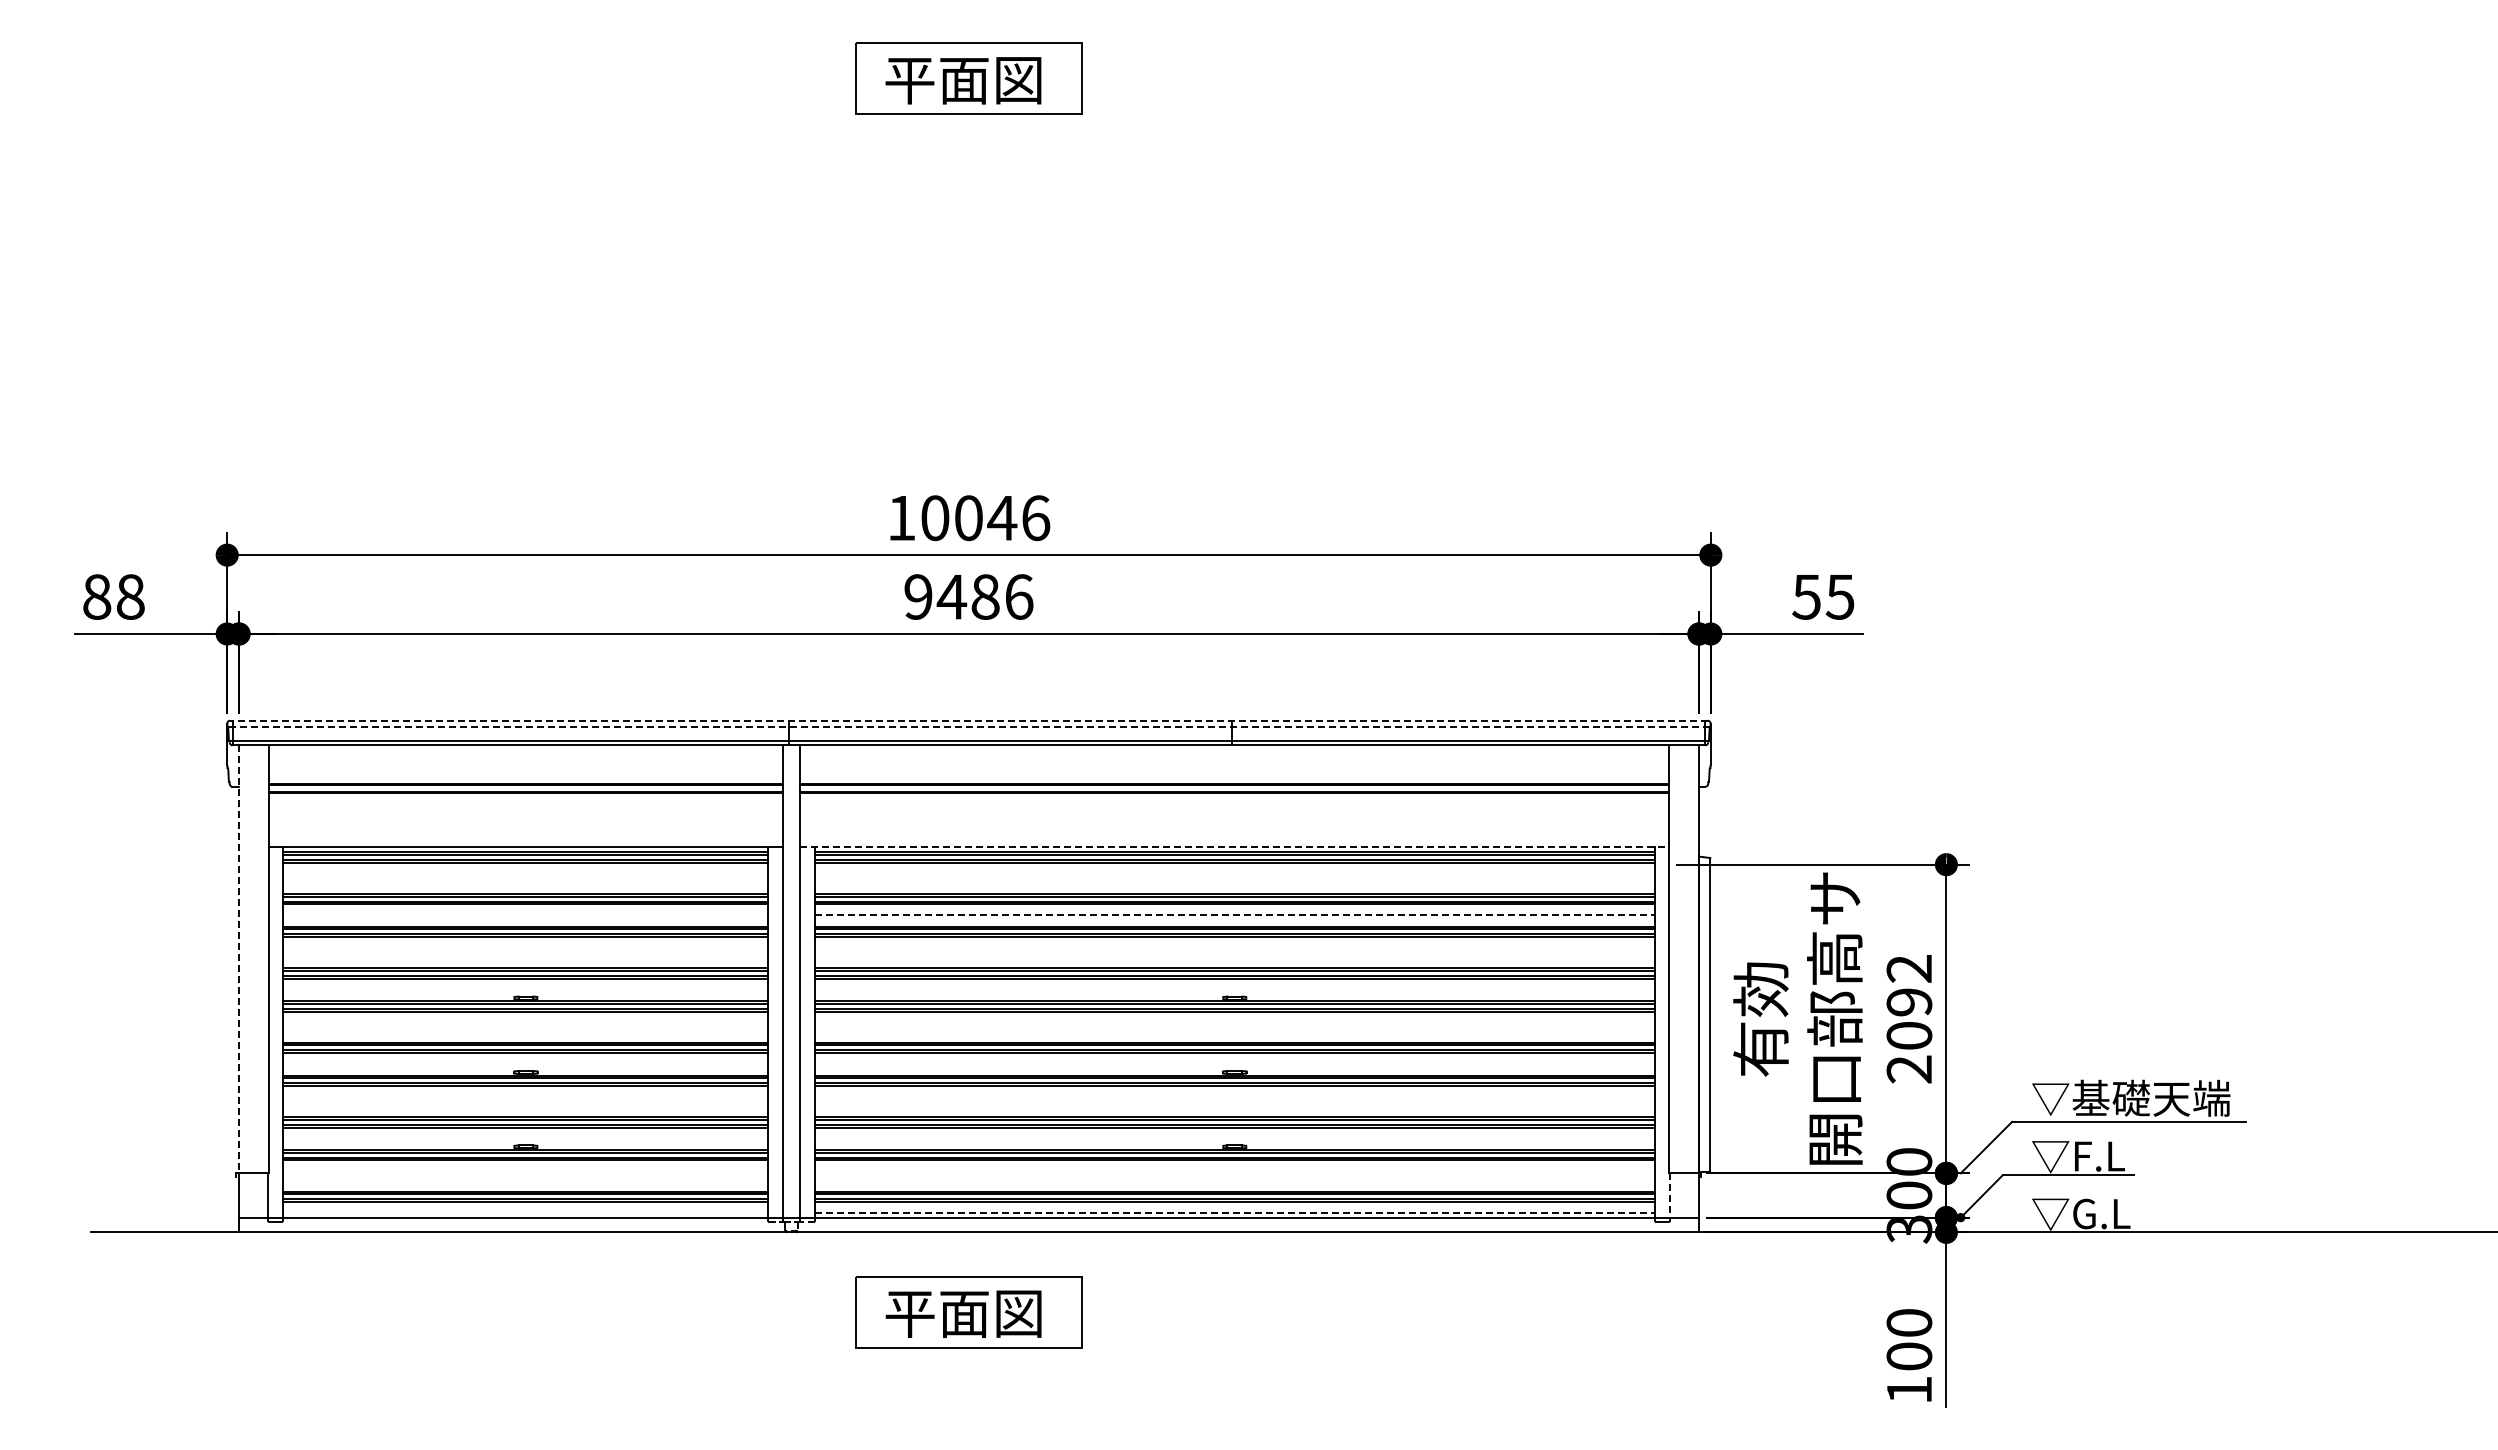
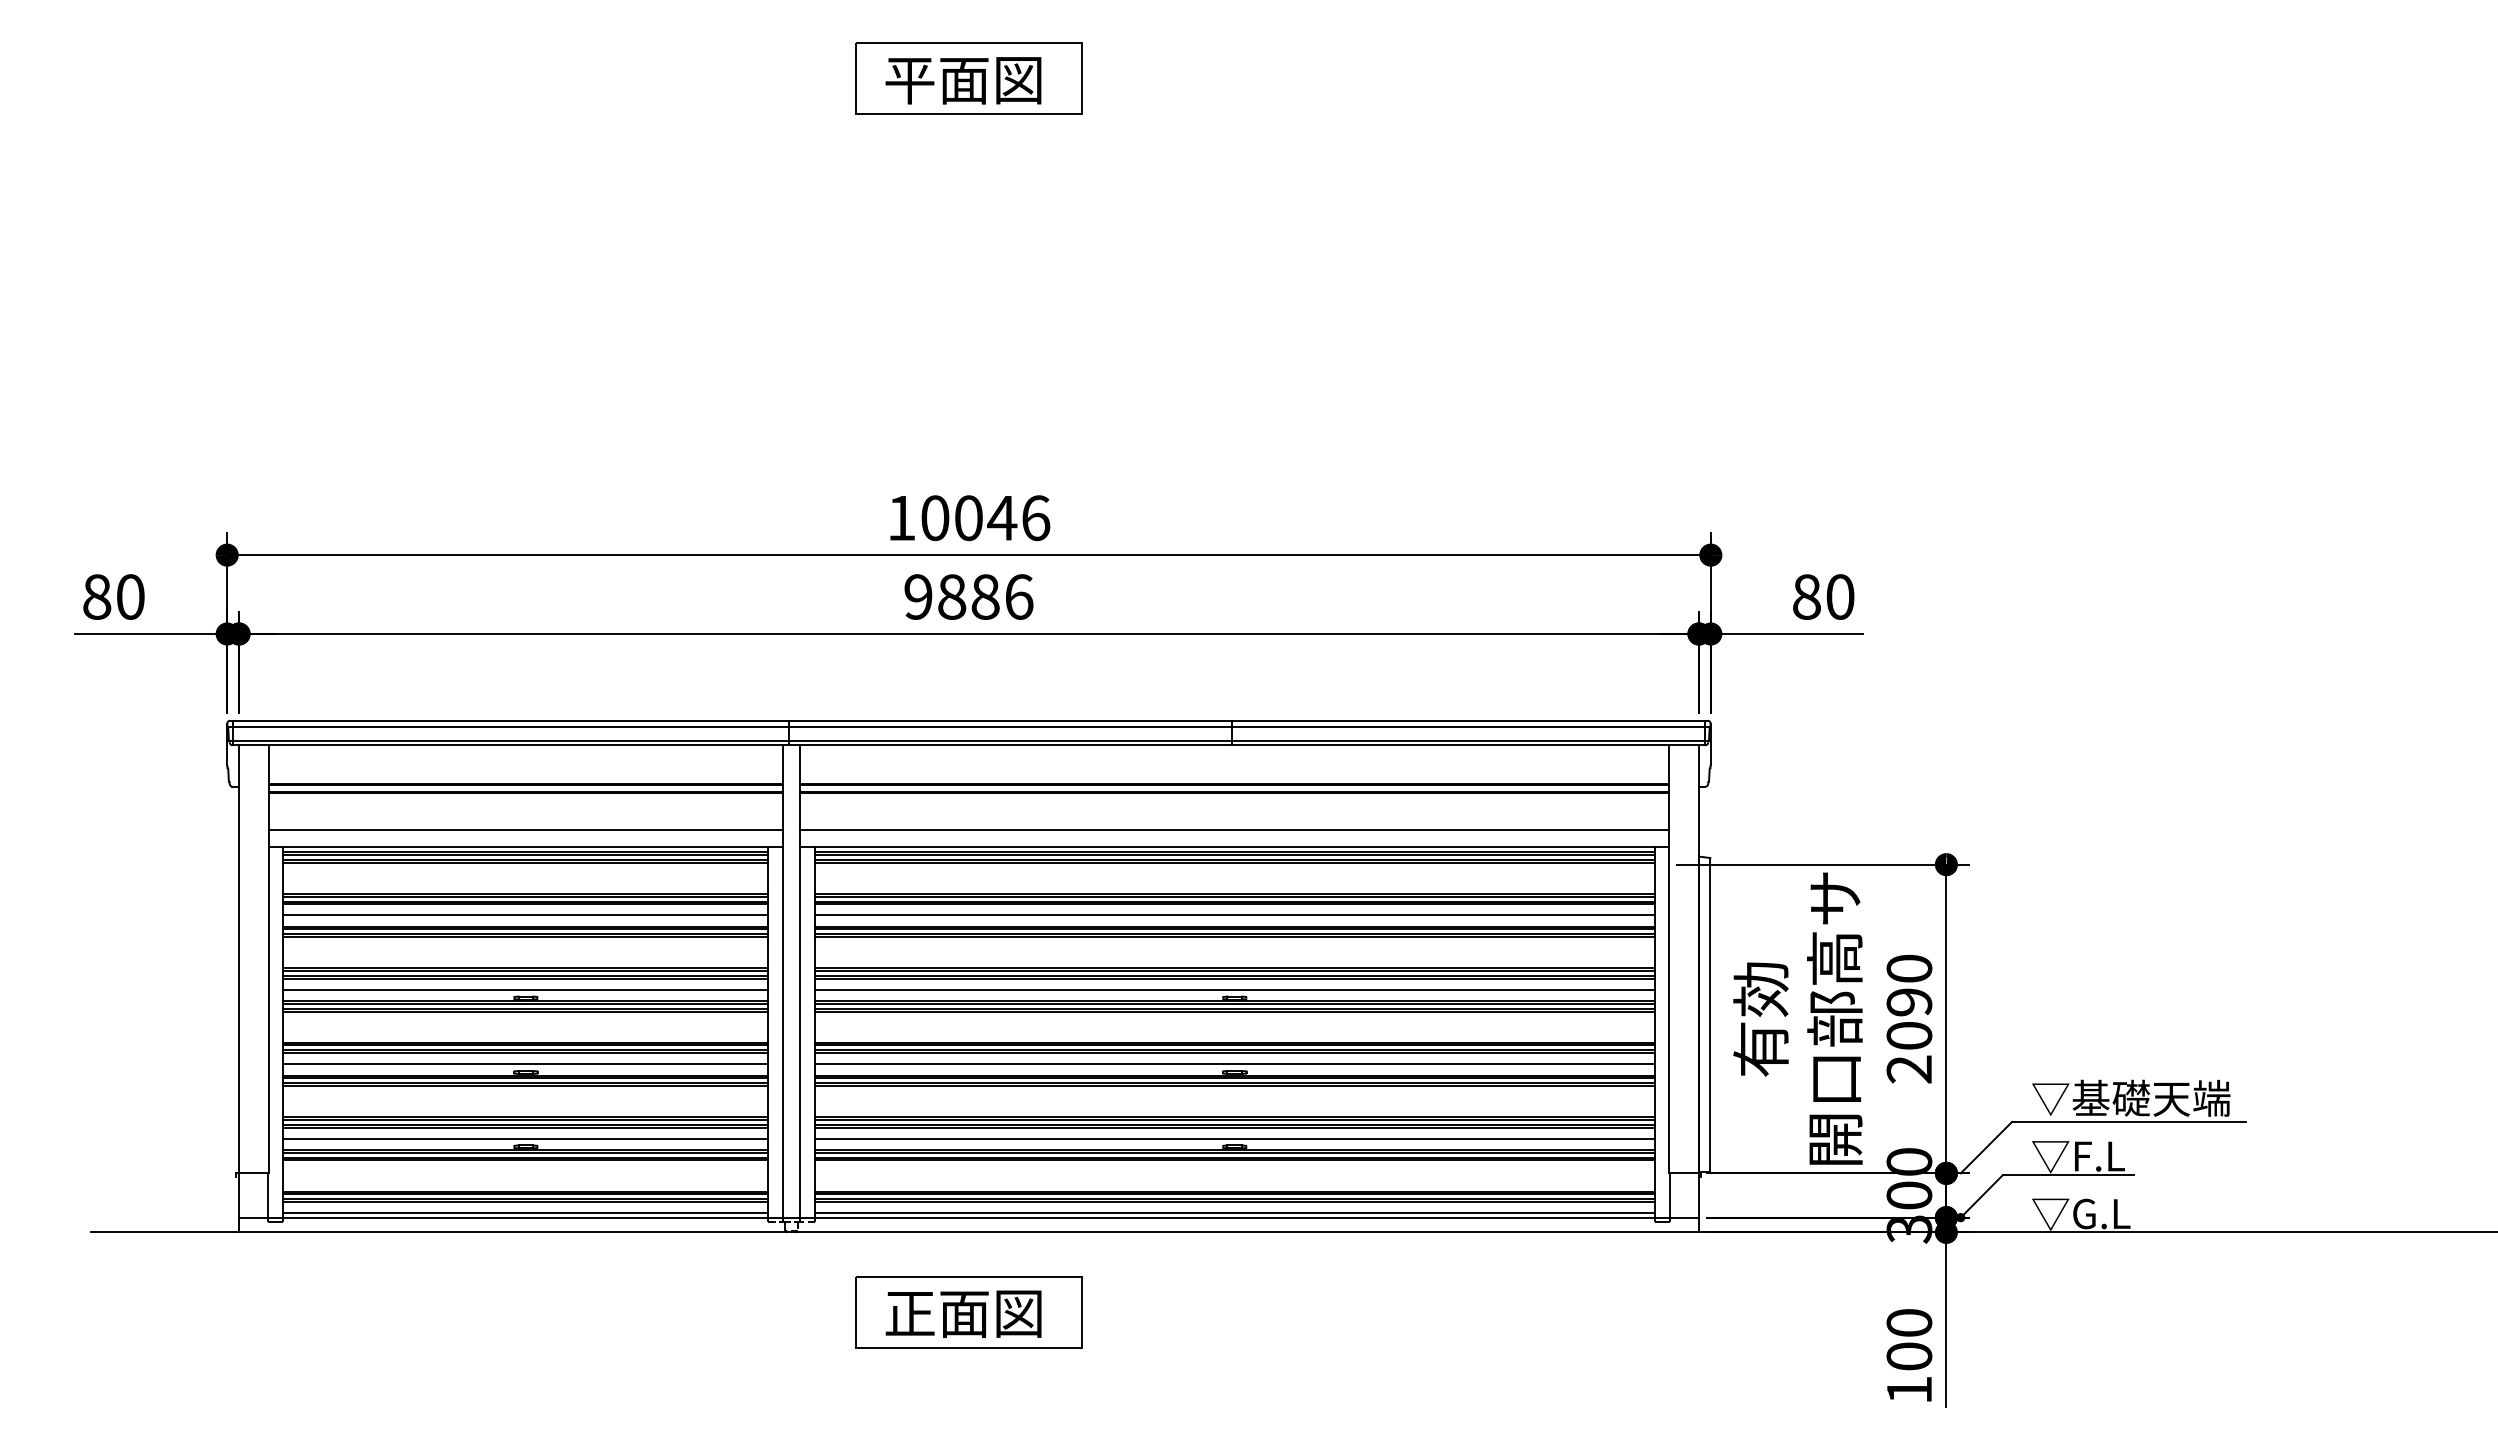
text: 88 -> 80 (130, 596)
text: 9486 -> 9886 (951, 596)
text: 55 -> 80 (1823, 596)
line: dashed -> solid (968, 720)
line: dashed -> solid (968, 726)
line: none -> present (525, 830)
line: none -> present (1234, 830)
line: dashed -> solid (1235, 846)
line: none -> present (525, 915)
line: dashed -> solid (1234, 915)
line: dashed -> solid (238, 959)
text: 2092 -> 2090 (1909, 968)
line: none -> present (525, 989)
line: none -> present (1234, 989)
line: none -> present (525, 1064)
line: none -> present (1234, 1064)
line: none -> present (525, 1138)
line: none -> present (1234, 1138)
line: dashed -> solid (1669, 1196)
line: none -> present (525, 1213)
line: dashed -> solid (1234, 1213)
text: 平面図 -> 正面図 (909, 1314)
